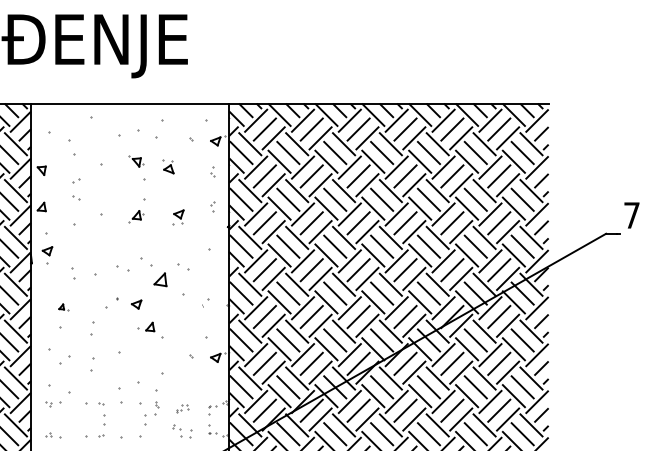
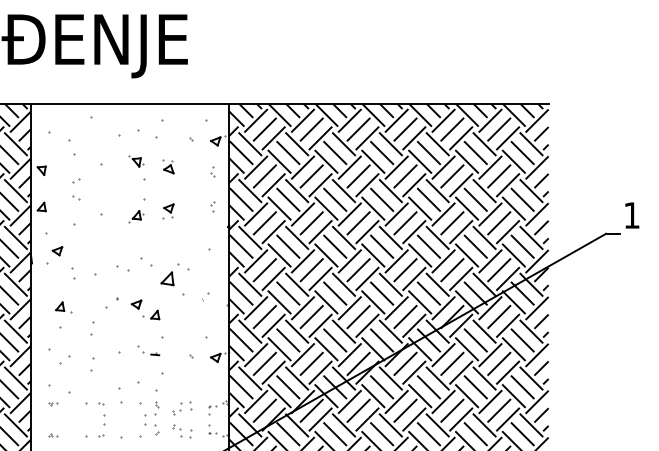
text: 7 -> 1 (631, 215)
part position: (178, 217) -> (168, 211) (168, 211)
part position: (47, 251) -> (57, 251) (57, 251)
part position: (160, 279) -> (167, 278) (167, 278)
part position: (205, 302) -> (205, 296) (205, 296)
part size: 12x9 px -> 18x13 px (63, 307)
part position: (146, 326) -> (151, 314) (151, 314)
part: none -> present (148, 350)
part size: 17x7 px -> 11x5 px (53, 404)
part size: 14x10 px -> 21x15 px (182, 408)
part: none -> present (156, 429)
part size: 17x7 px -> 11x5 px (53, 435)
